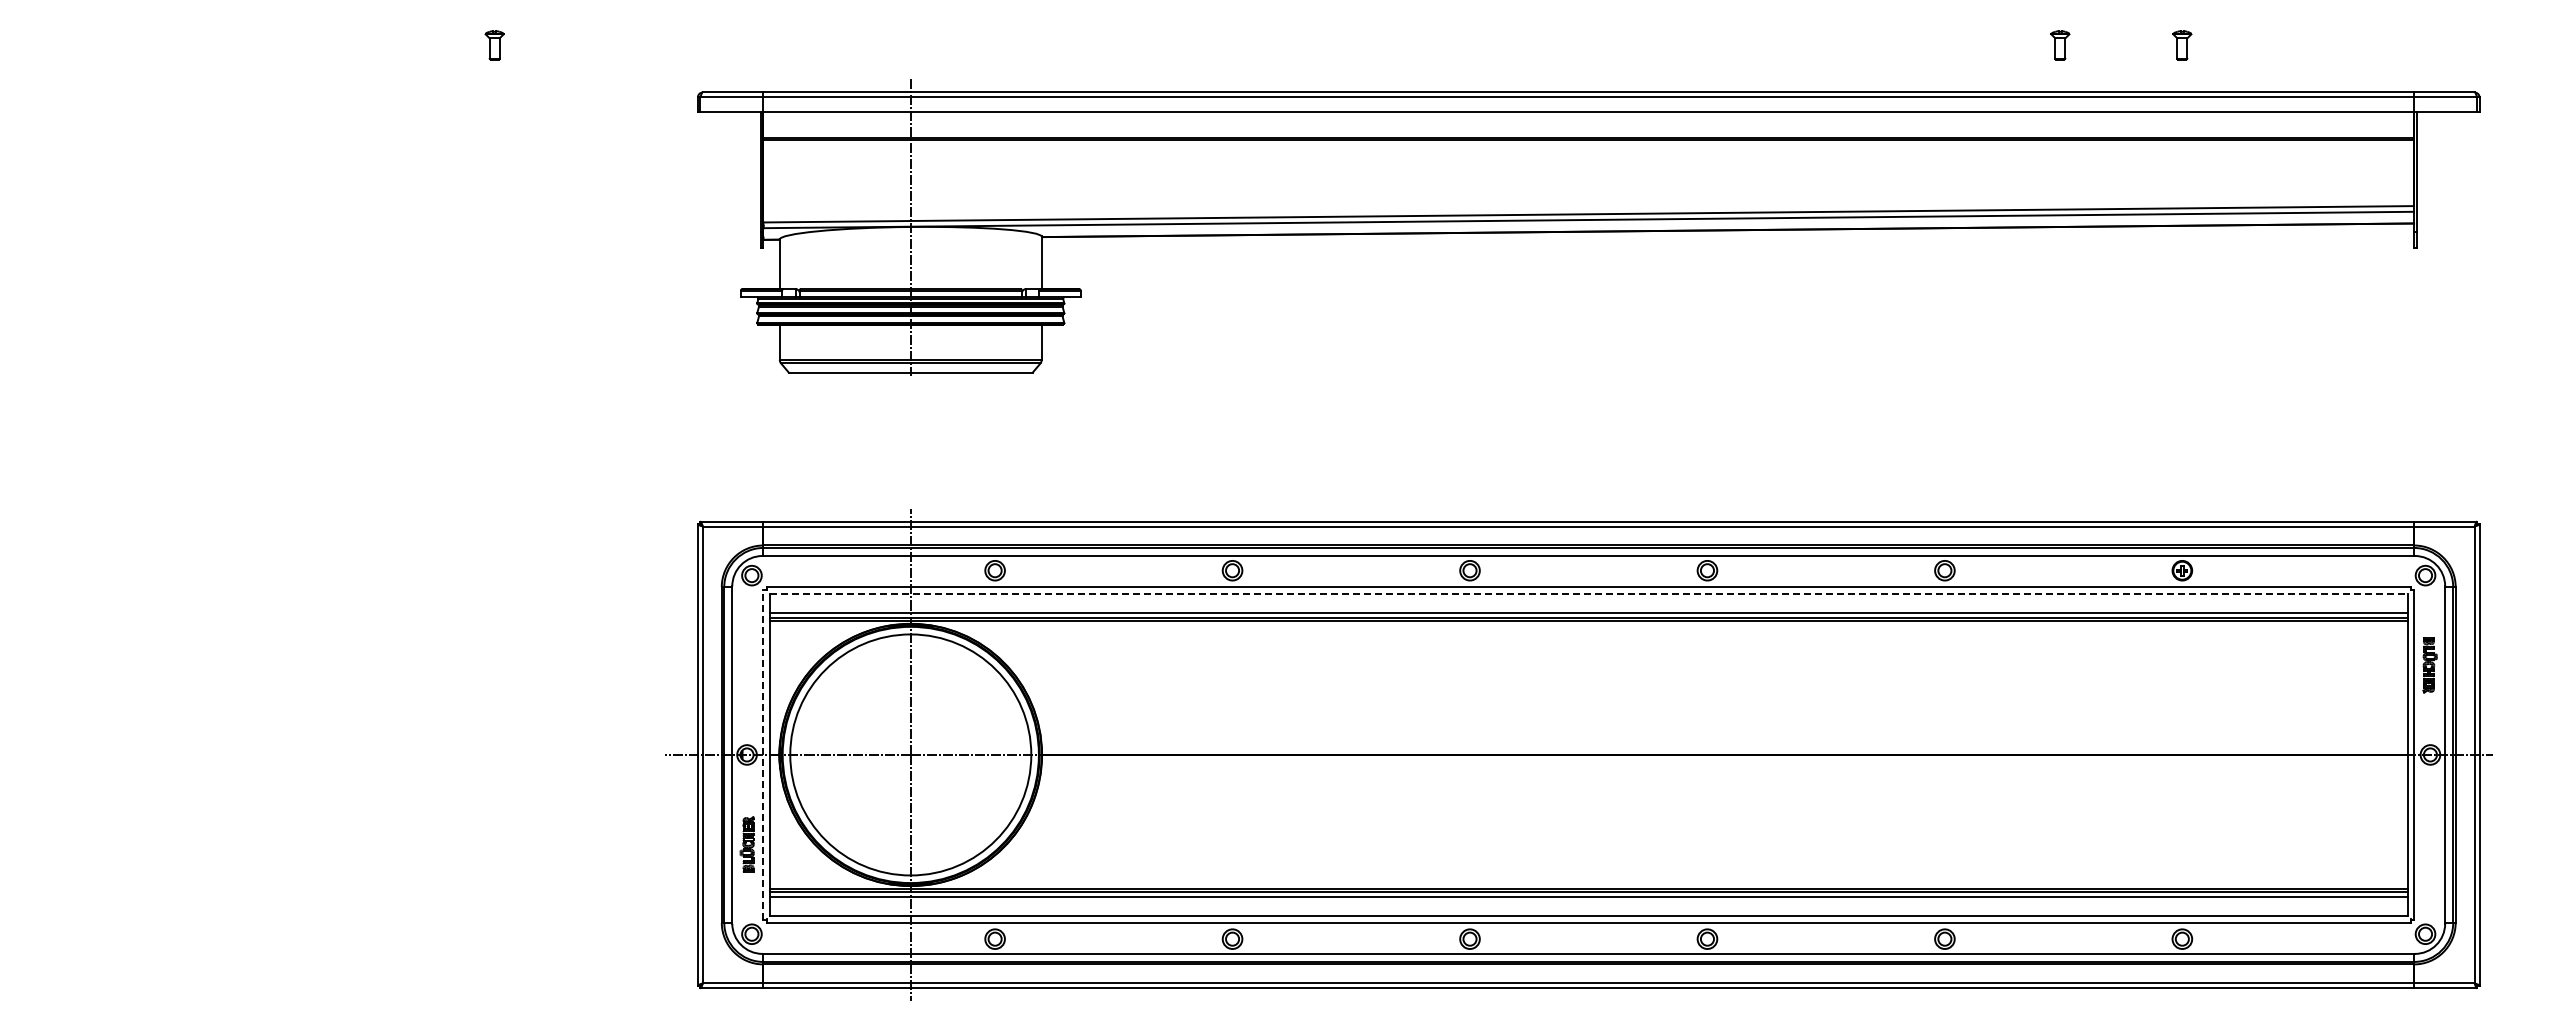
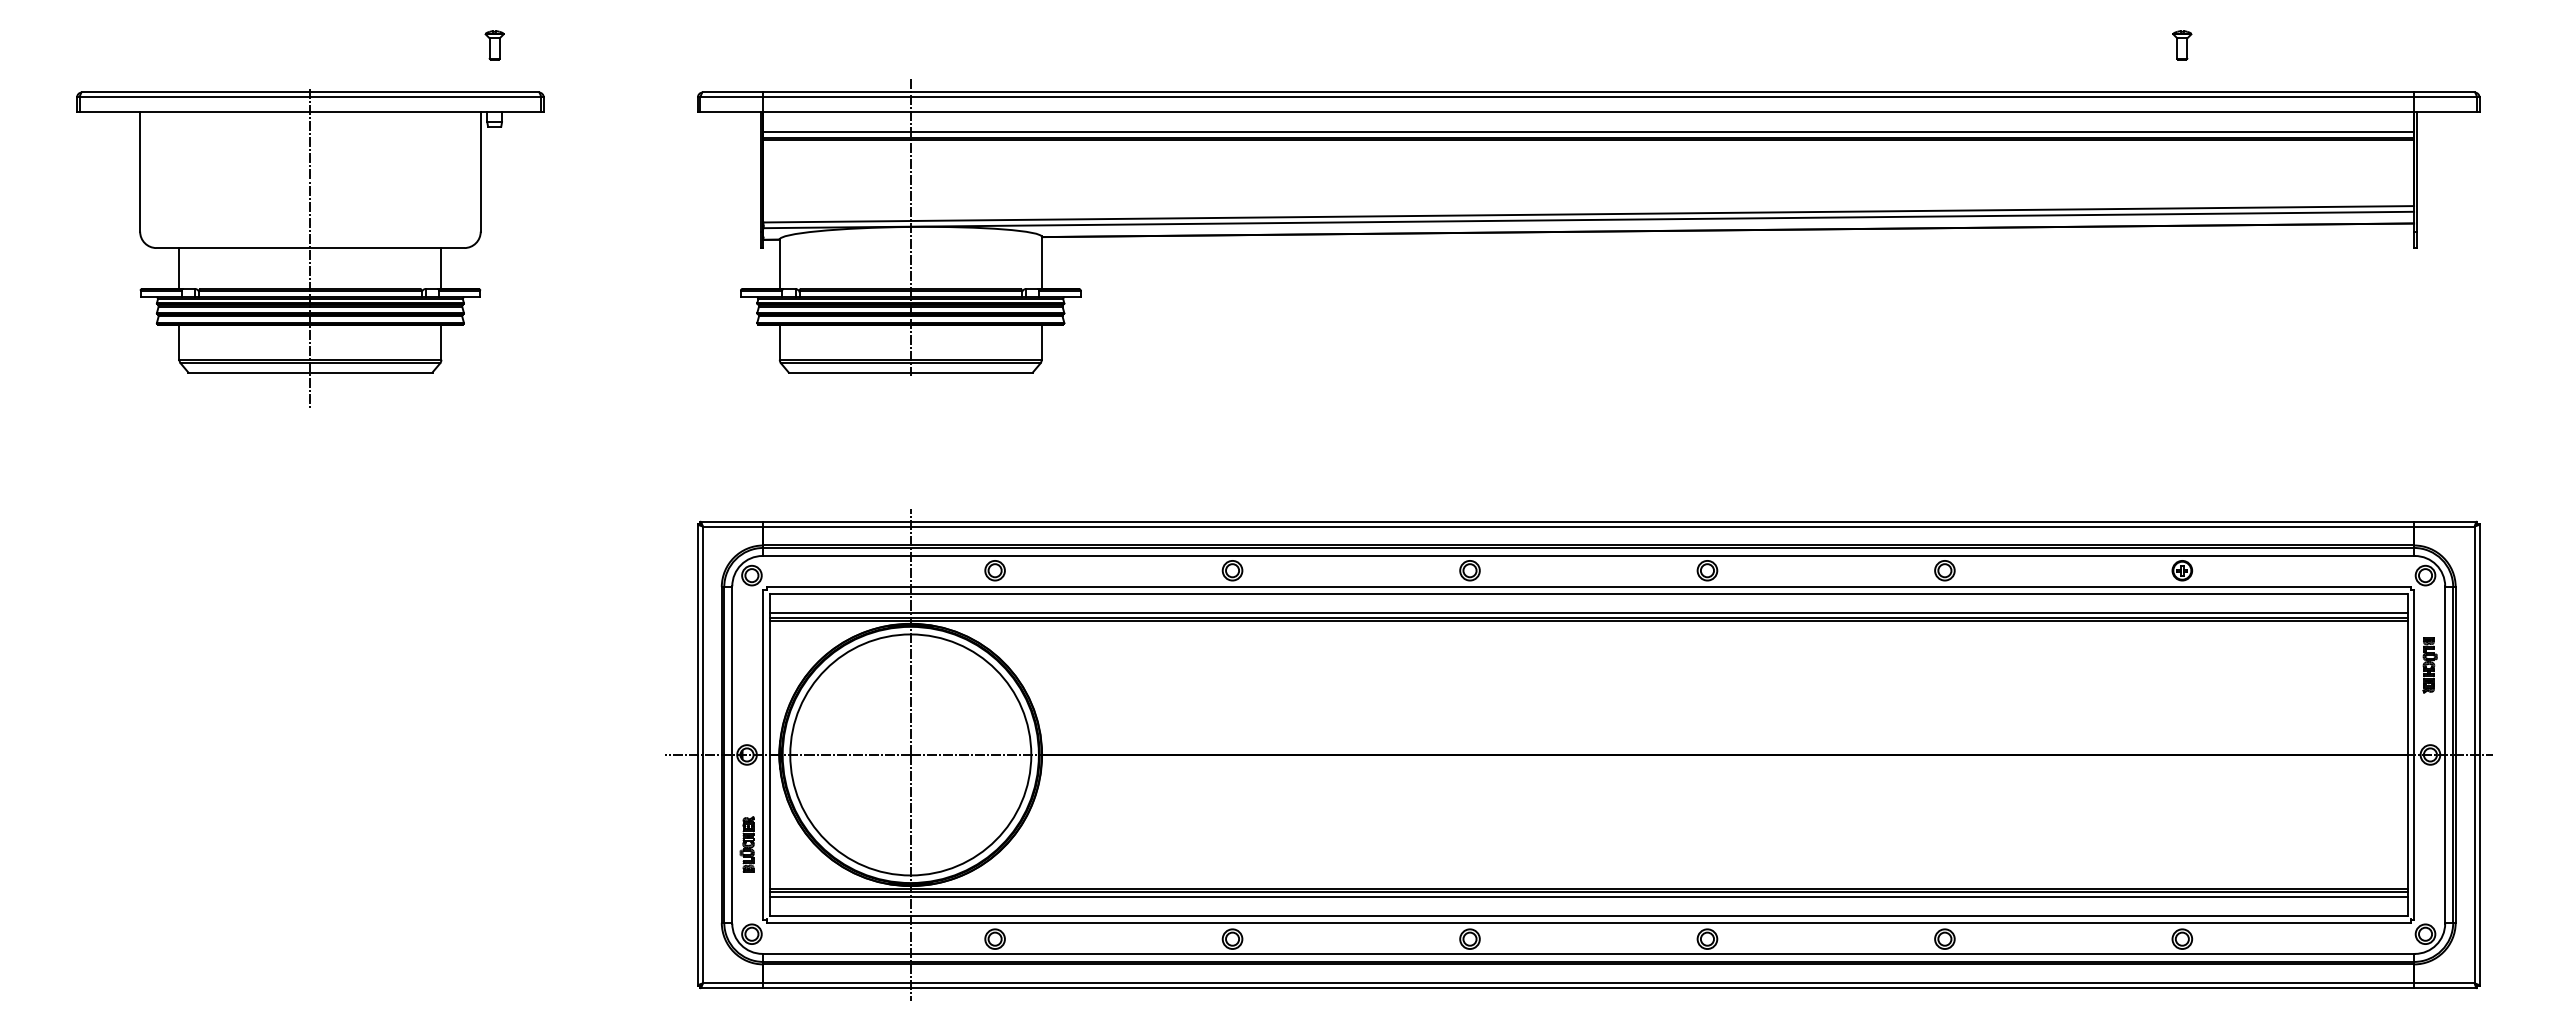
part: present -> none (2060, 45)
line: none -> present (1588, 131)
part: none -> present (310, 248)
line: dashed -> solid (1588, 593)
line: dashed -> solid (763, 754)
